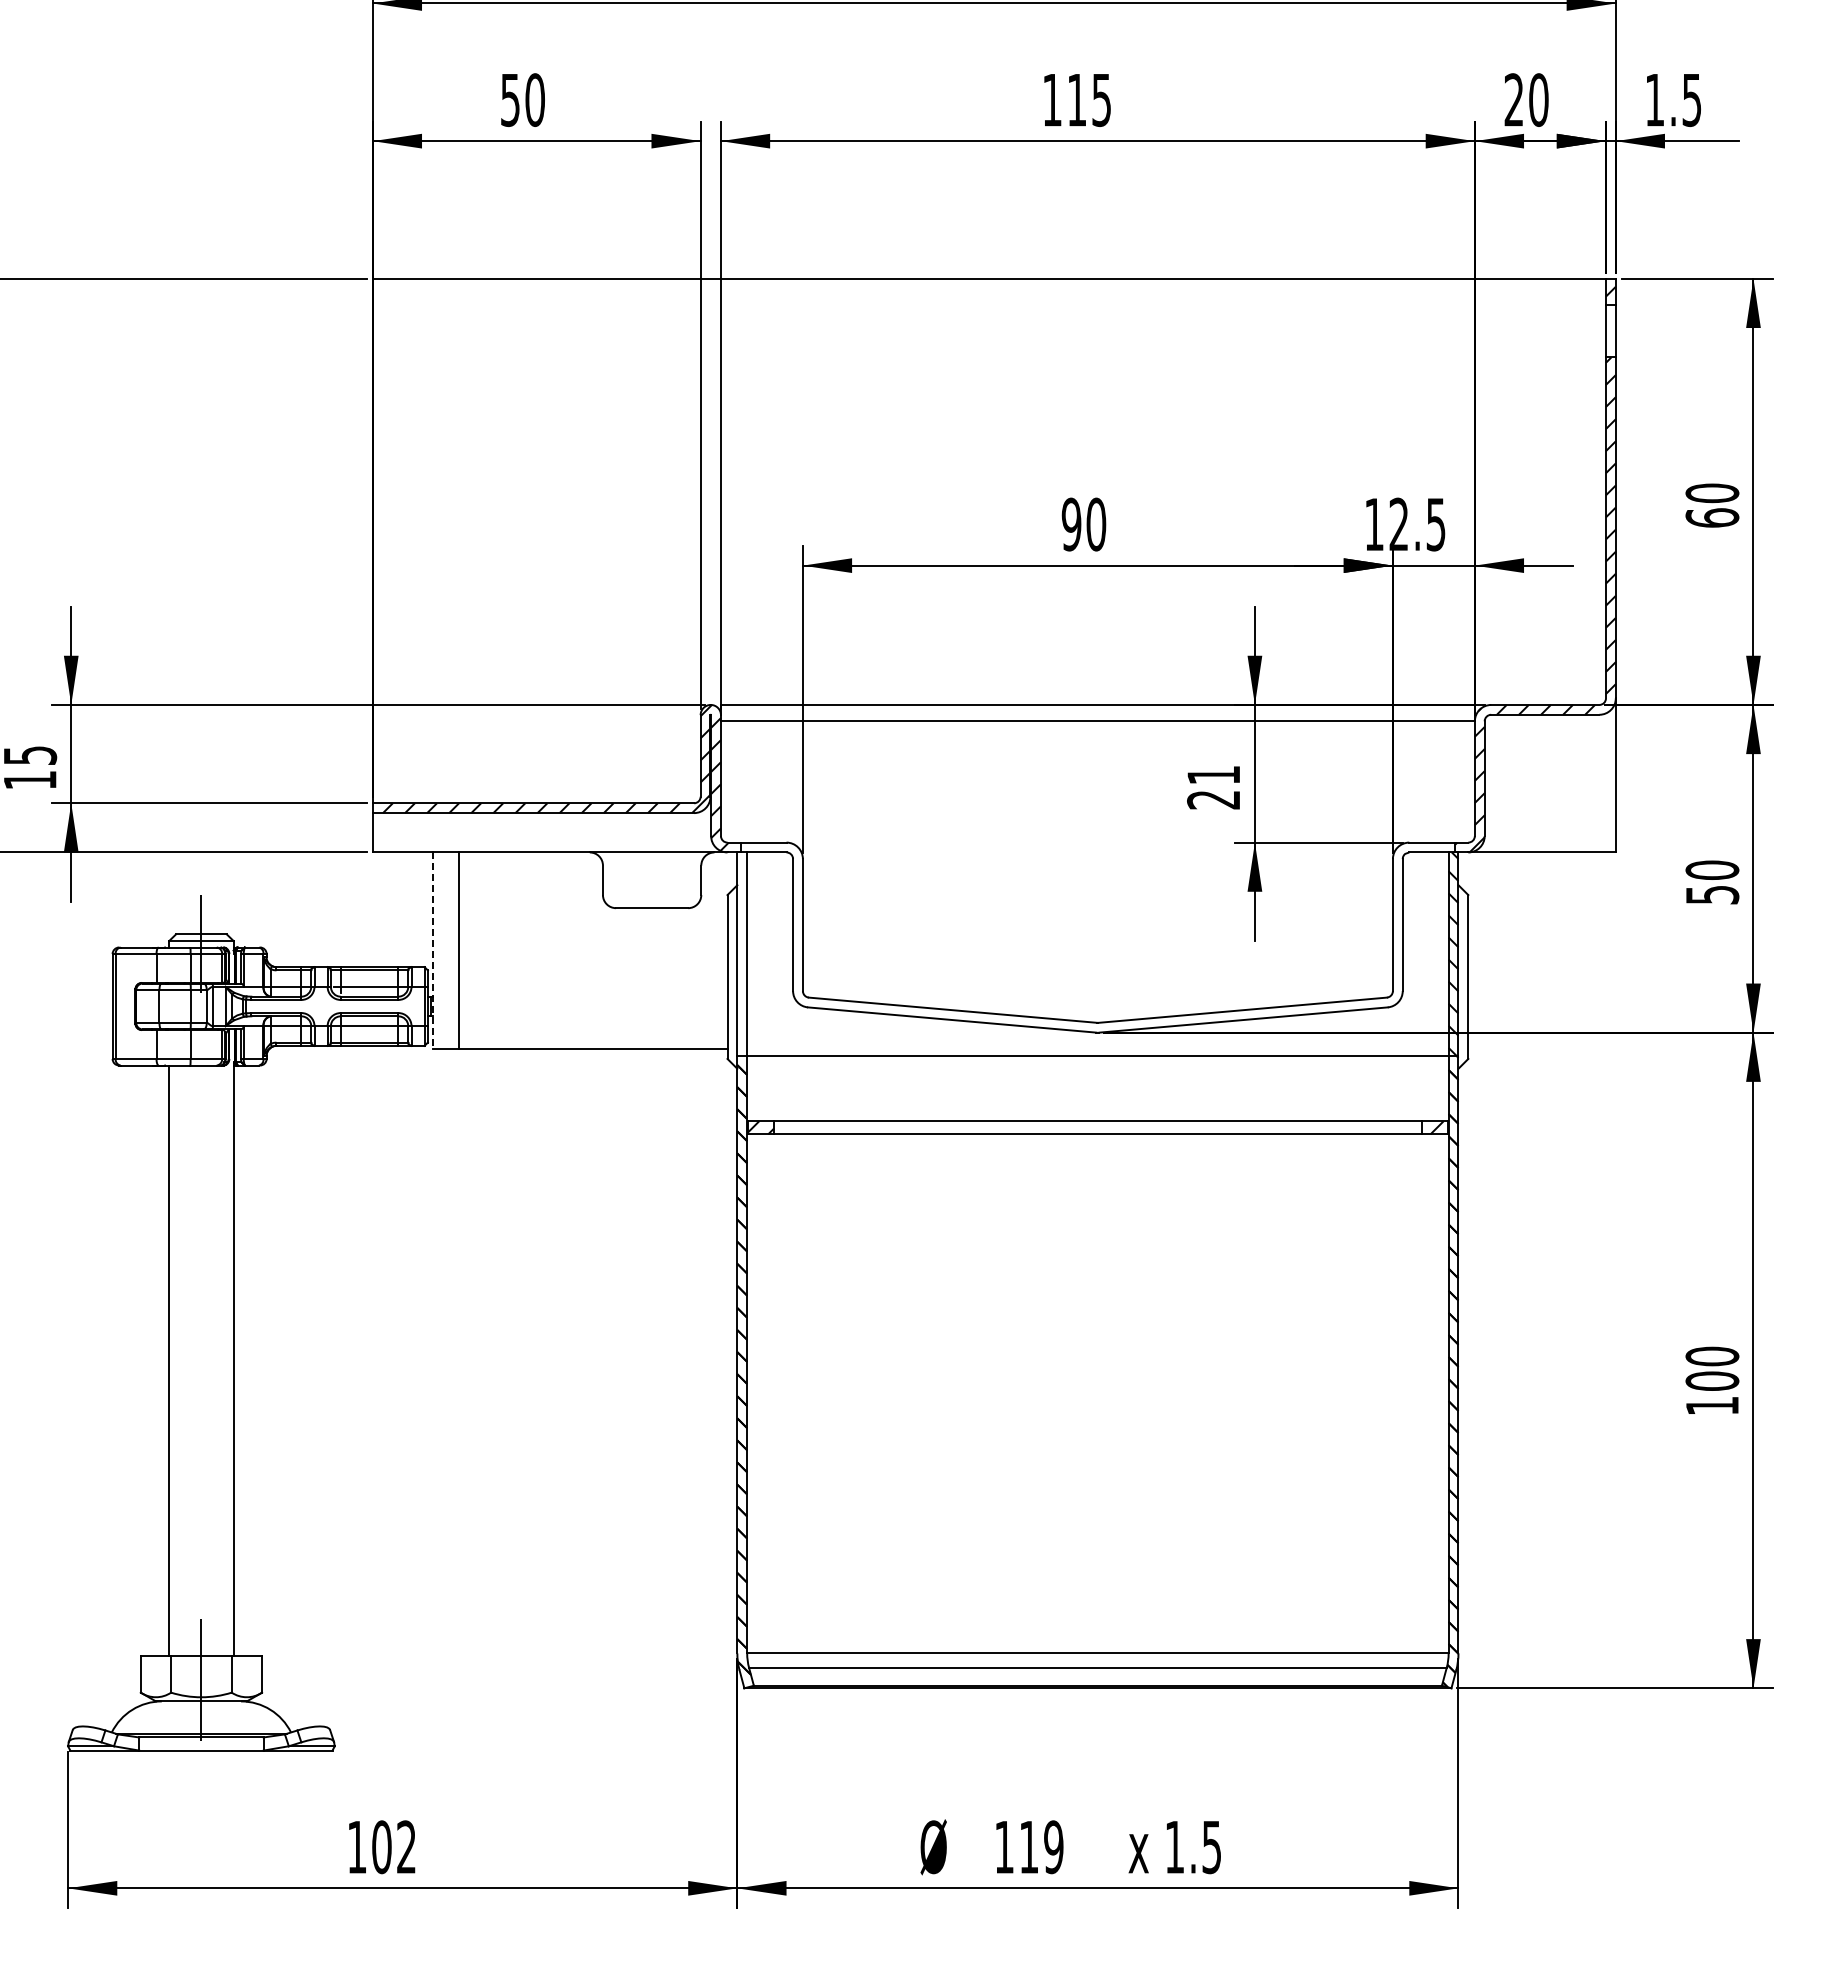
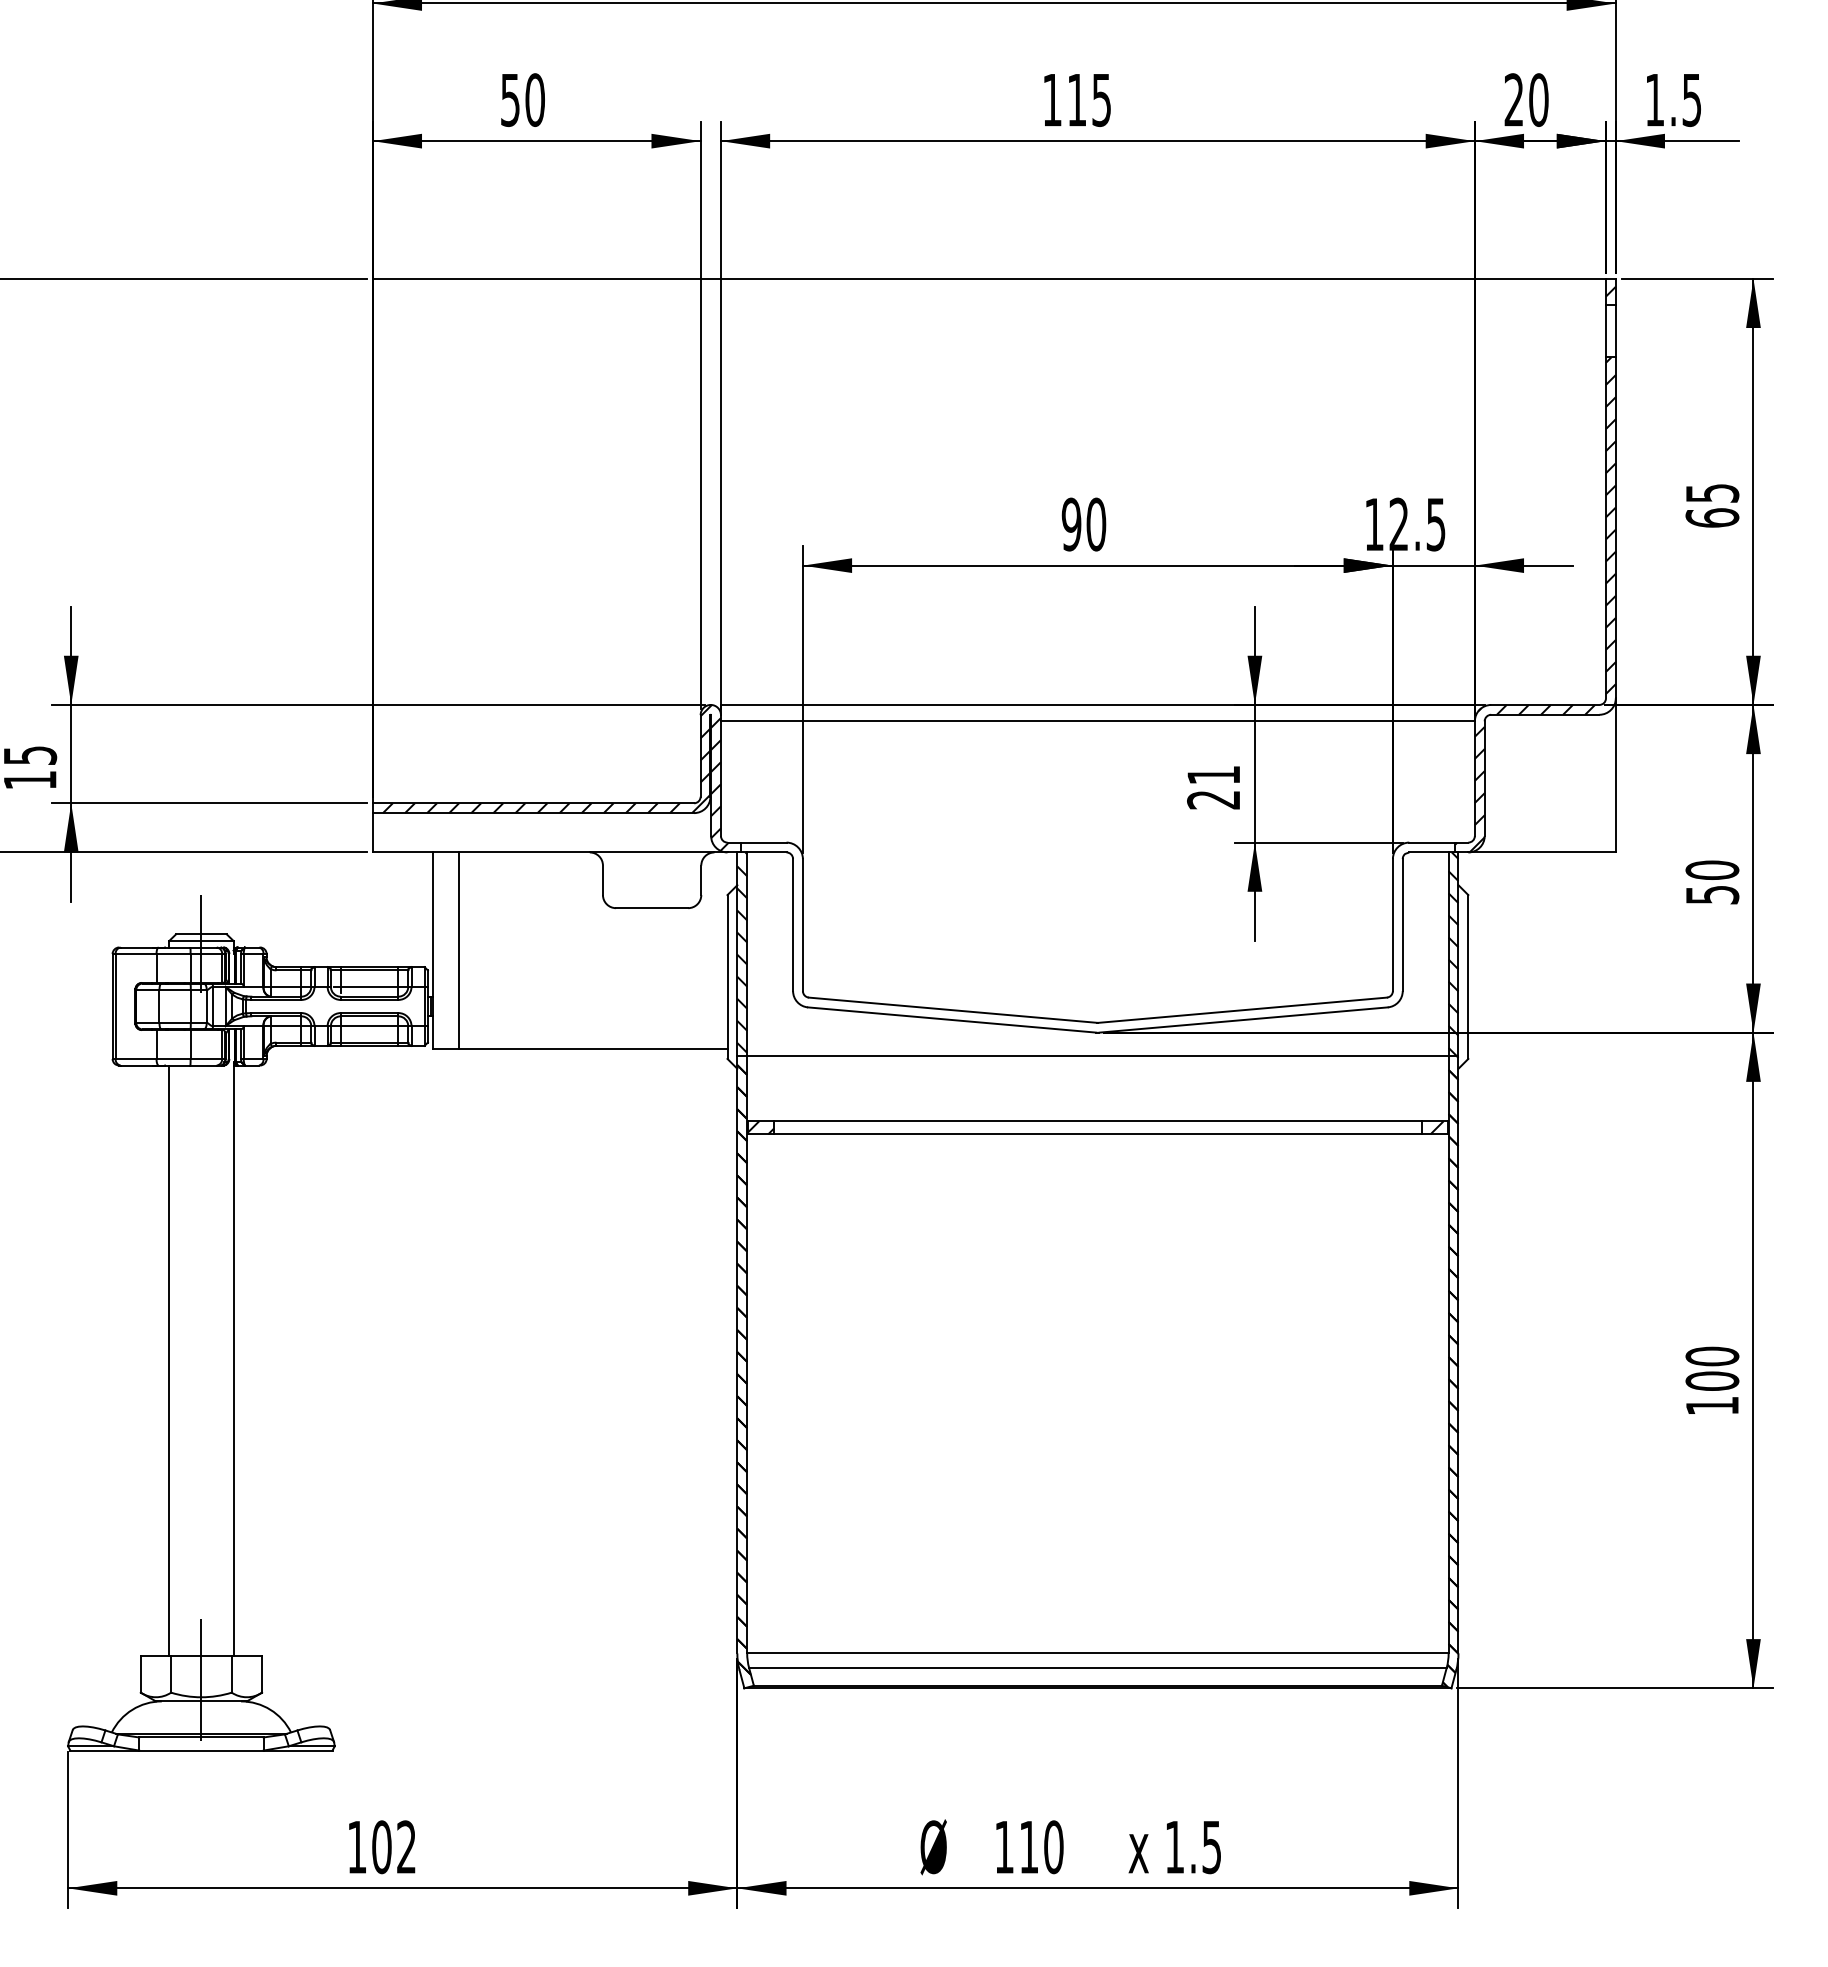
text: 60 -> 65 (1712, 493)
line: dashed -> solid (432, 951)
hatch: none -> present (742, 952)
text: 119 -> 110 (1053, 1847)
